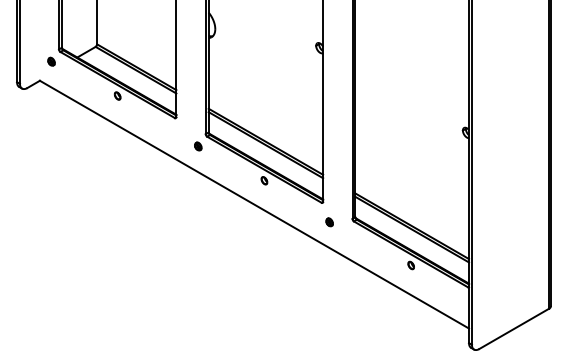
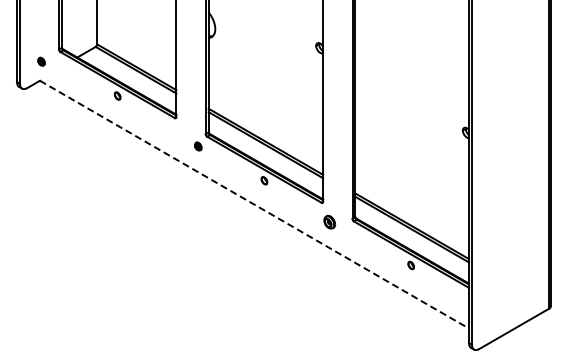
part position: (51, 61) -> (41, 61) (41, 61)
line: solid -> dashed (254, 204)
part size: 9x11 px -> 14x16 px (329, 221)
